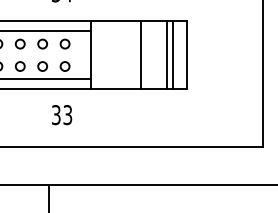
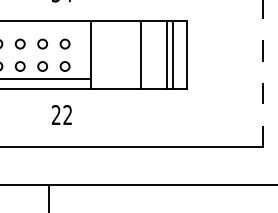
line: present -> none (46, 31)
line: solid -> dashed (263, 73)
text: 33 -> 22 (62, 115)
